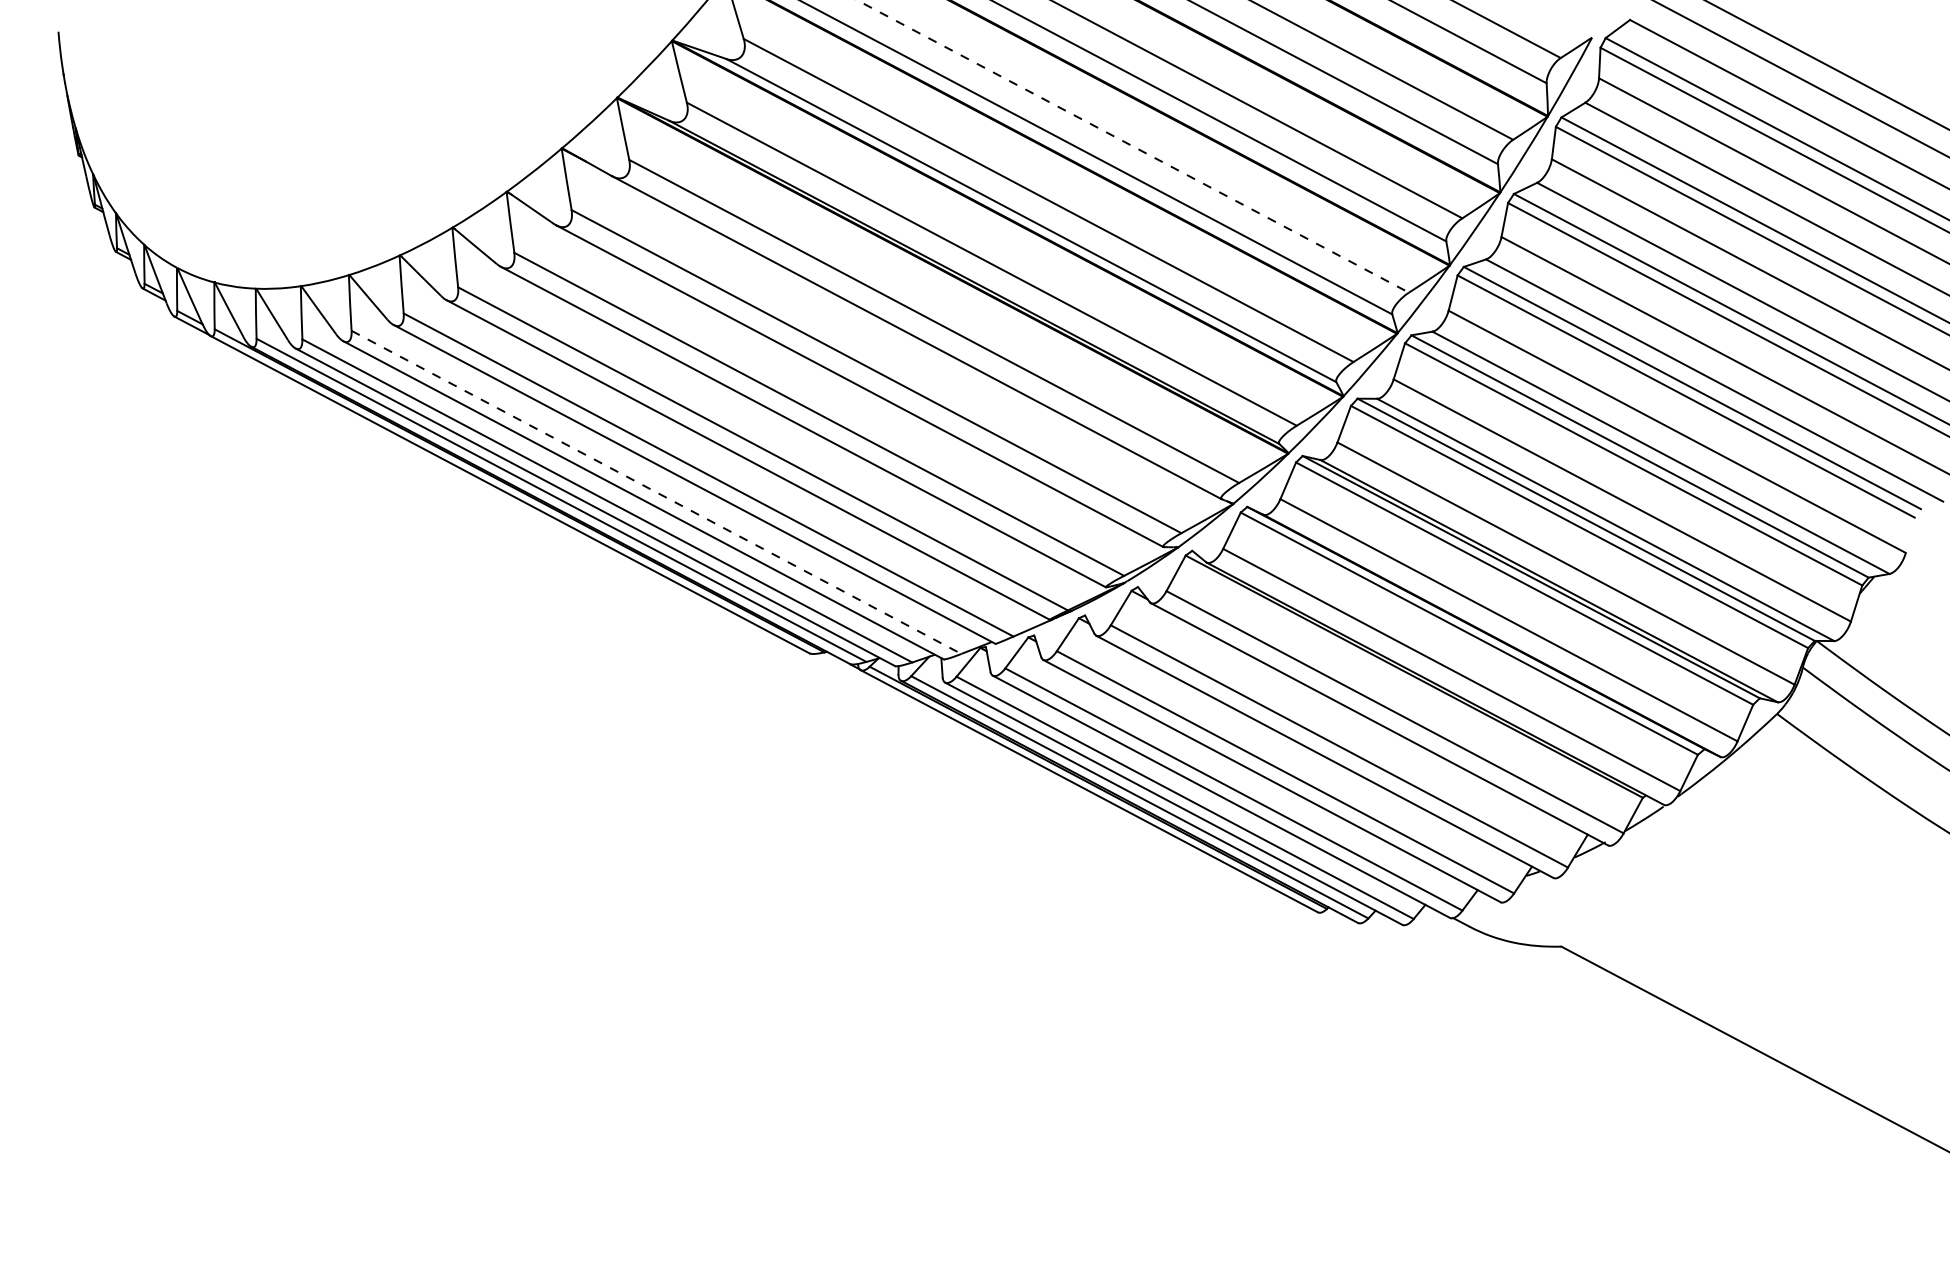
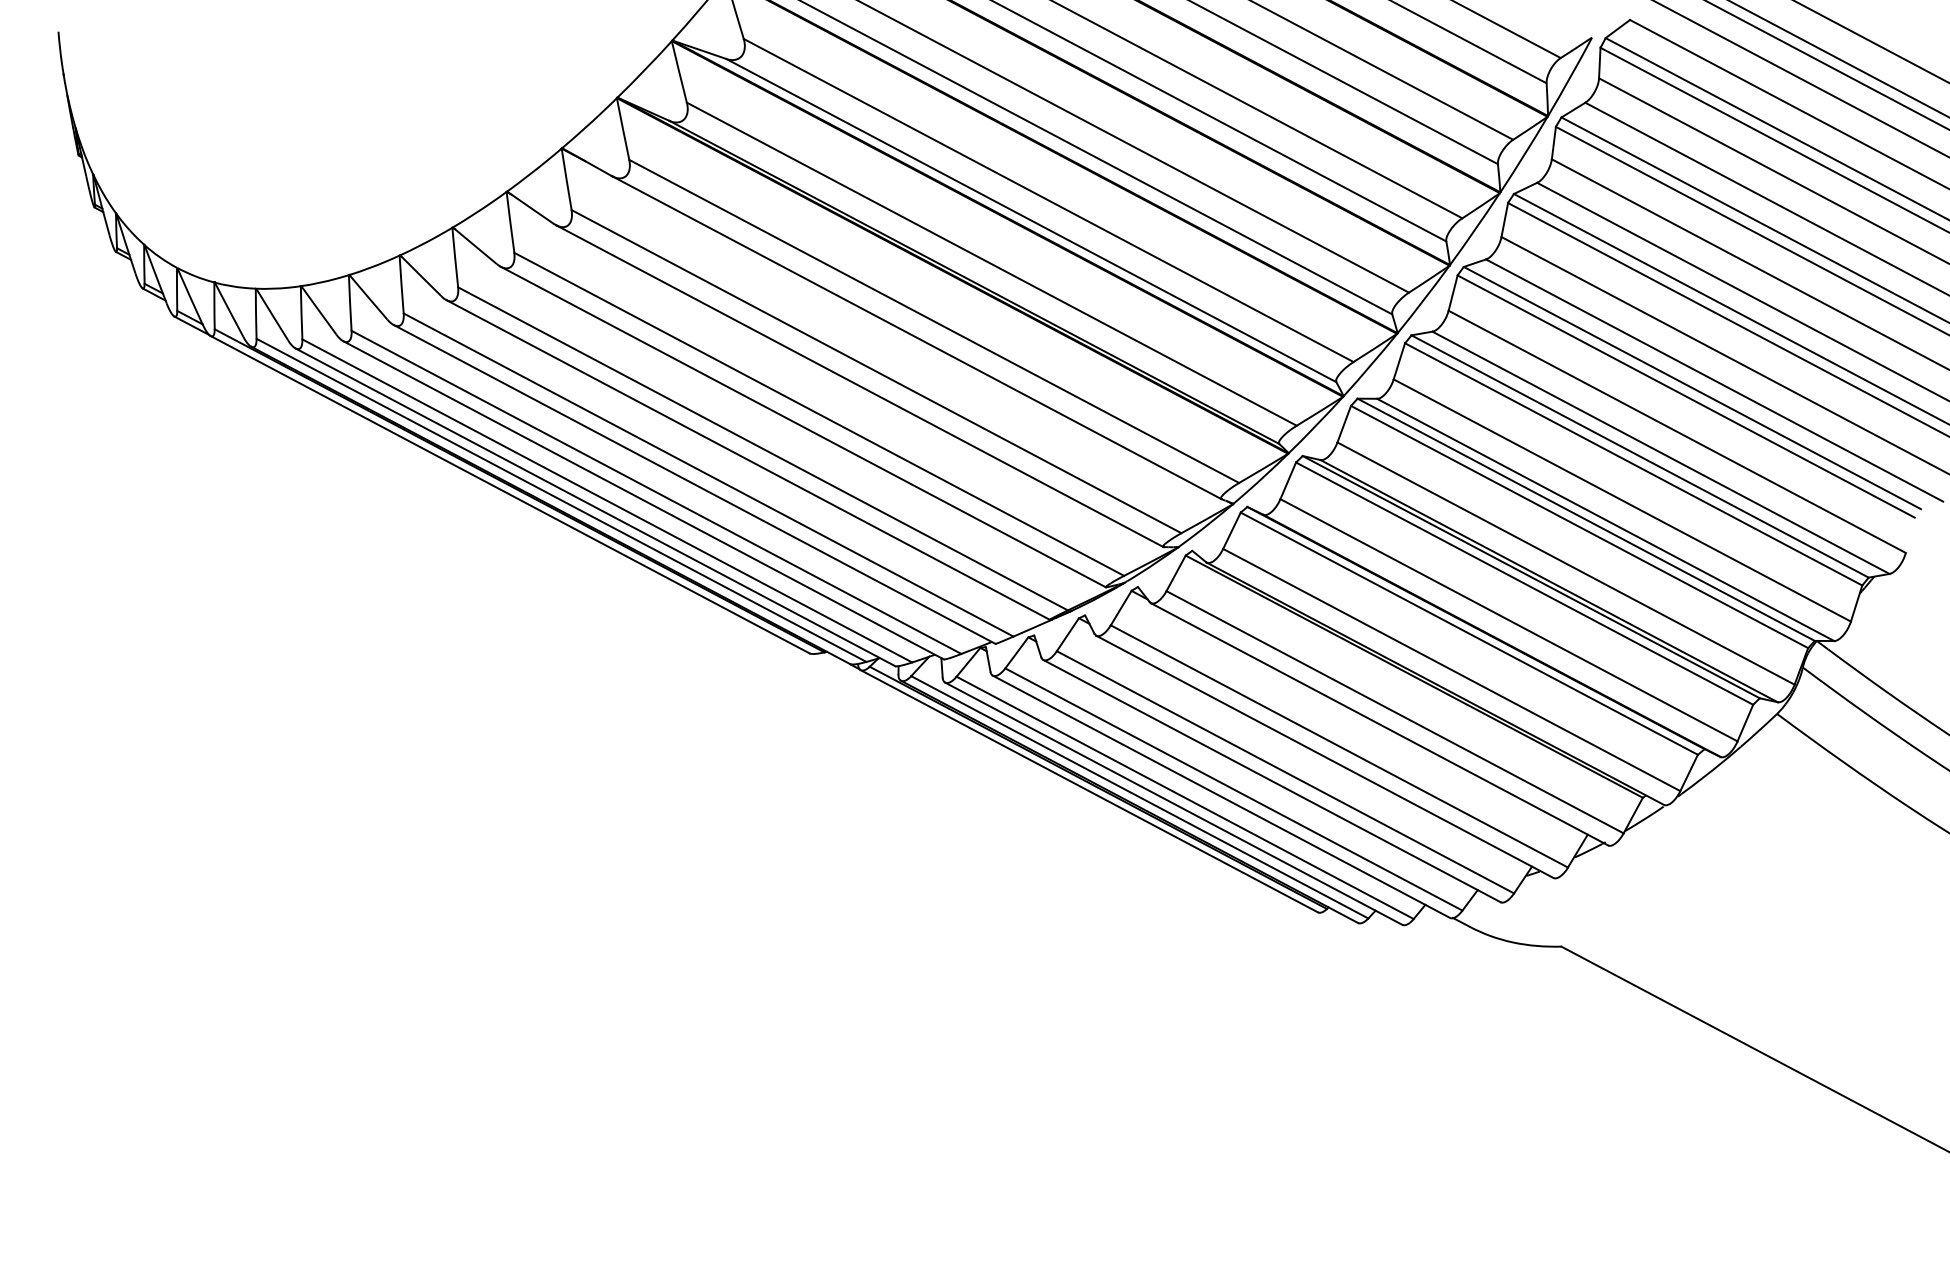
line: none -> present (1871, 41)
line: none -> present (1839, 59)
line: dashed -> solid (1133, 146)
line: dashed -> solid (656, 492)
